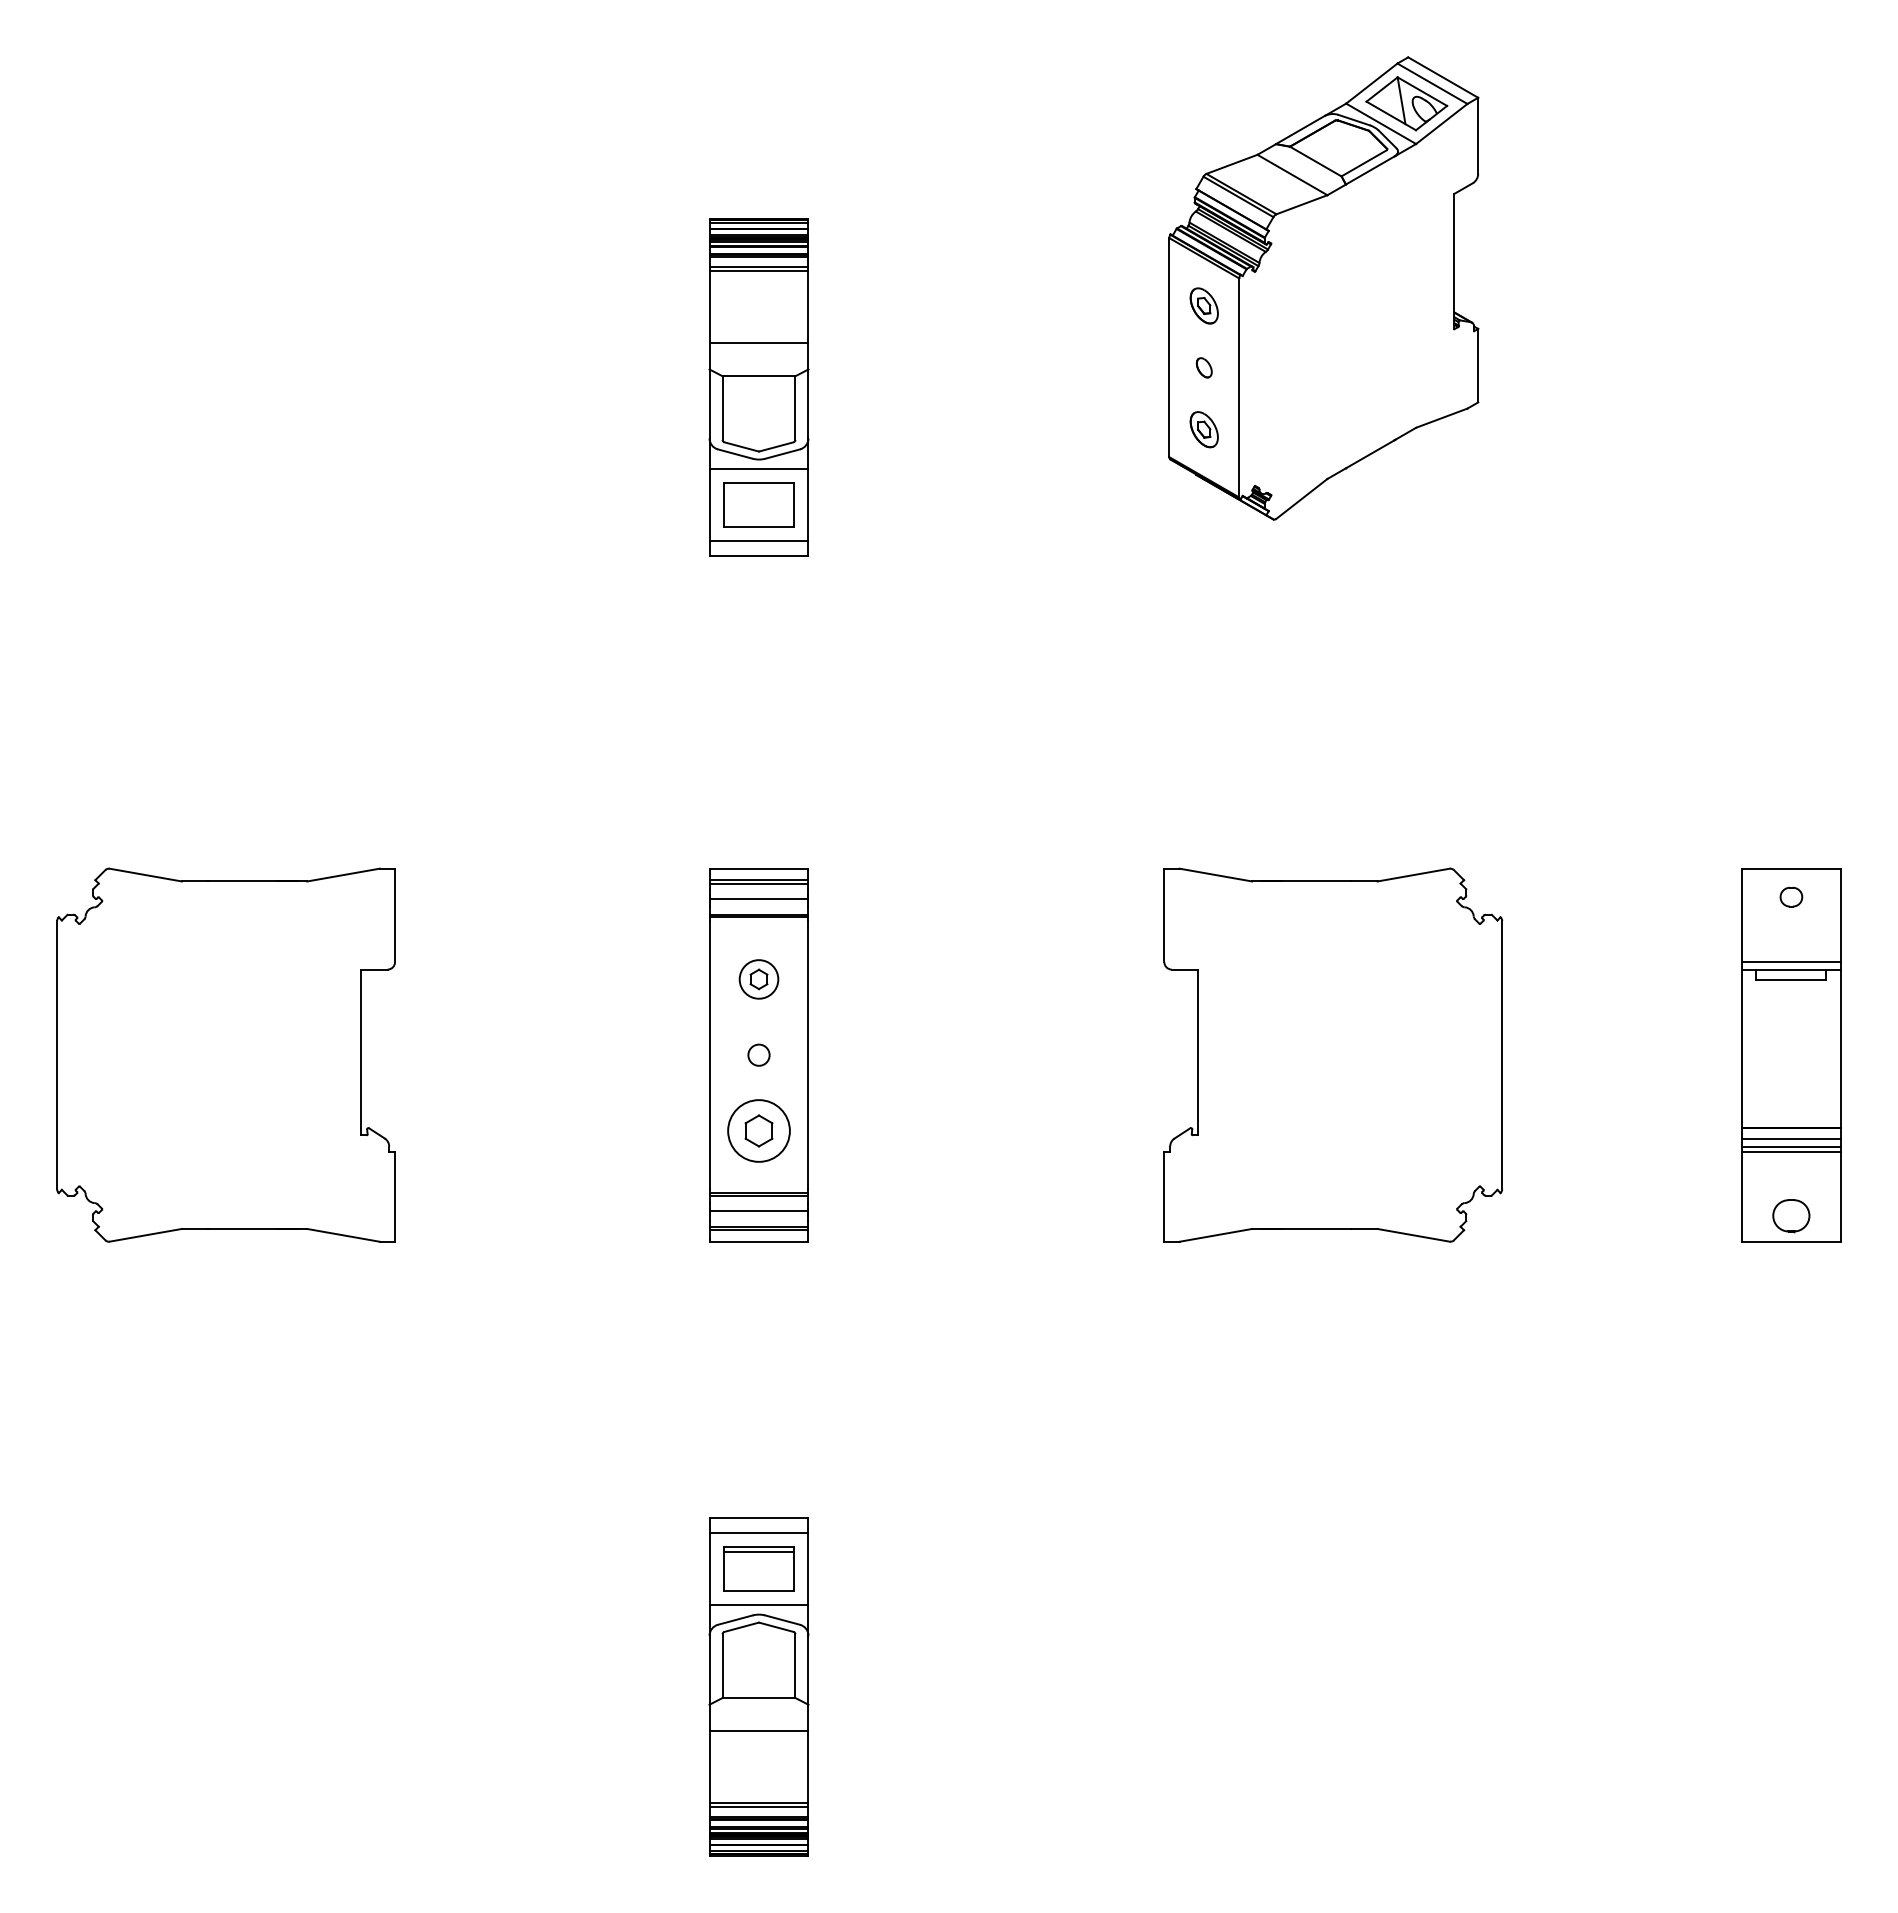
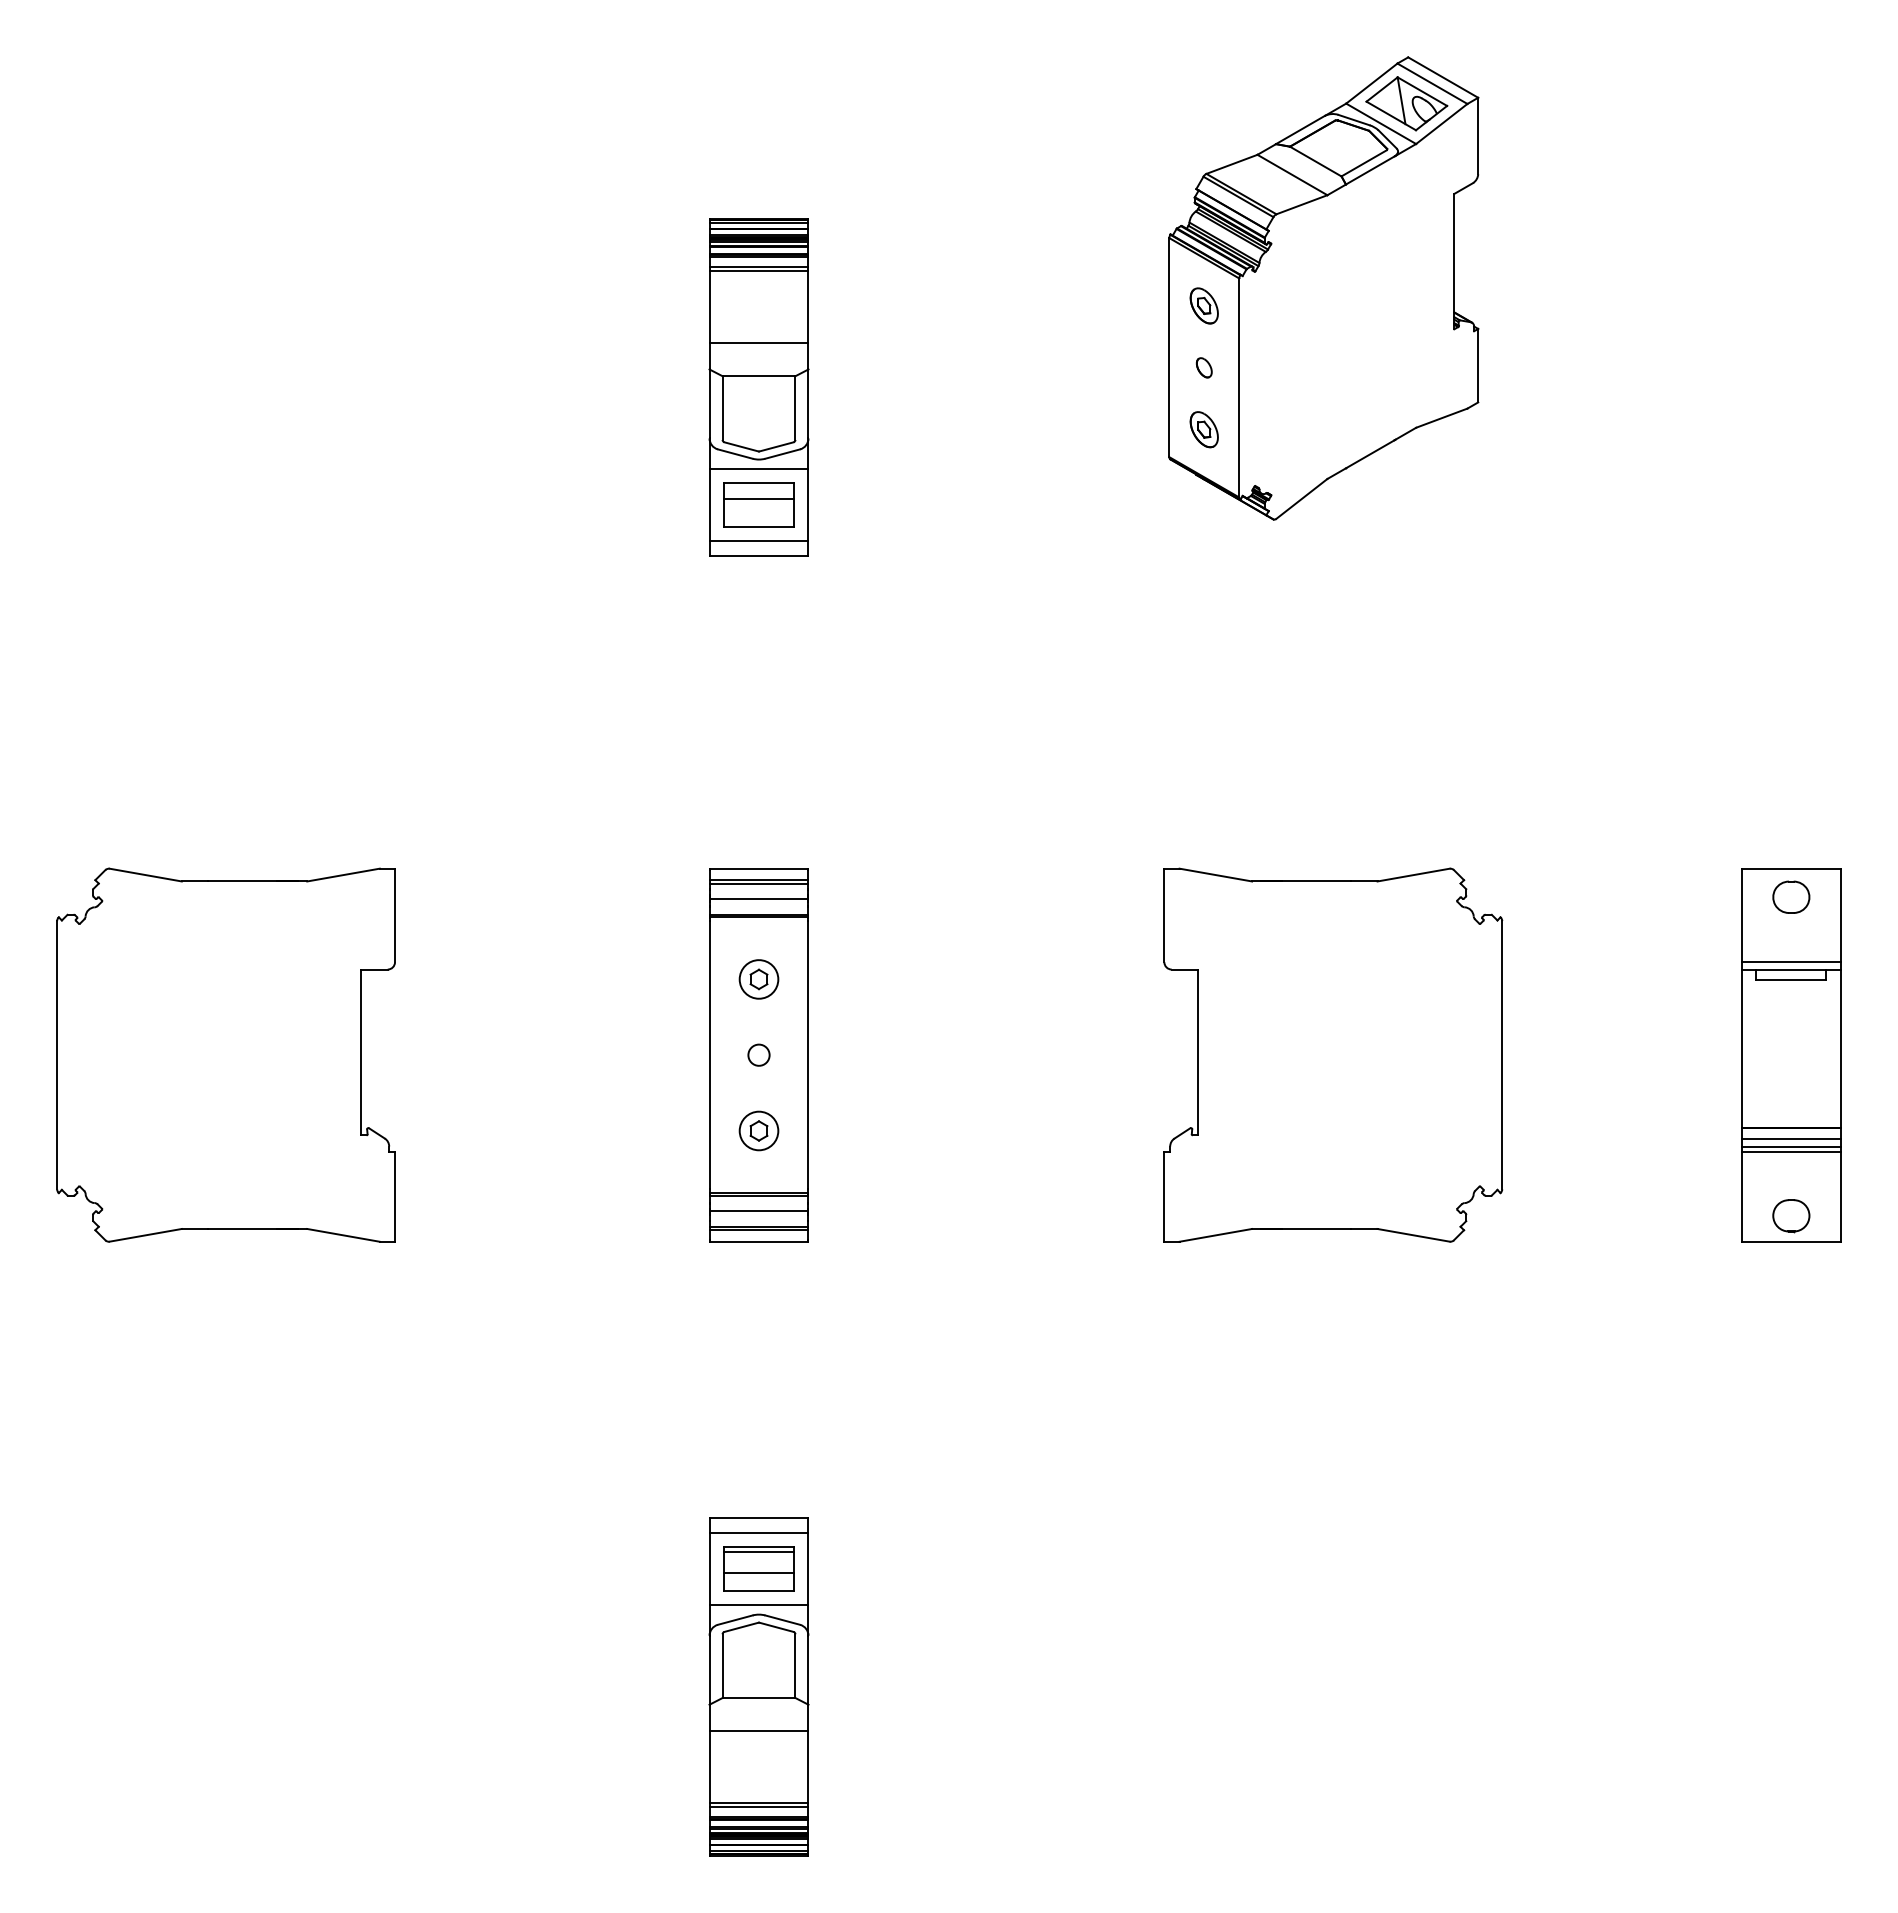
line: none -> present (759, 498)
part size: 25x22 px -> 39x34 px (1791, 896)
part size: 64x64 px -> 42x42 px (758, 1130)
line: none -> present (759, 1572)
